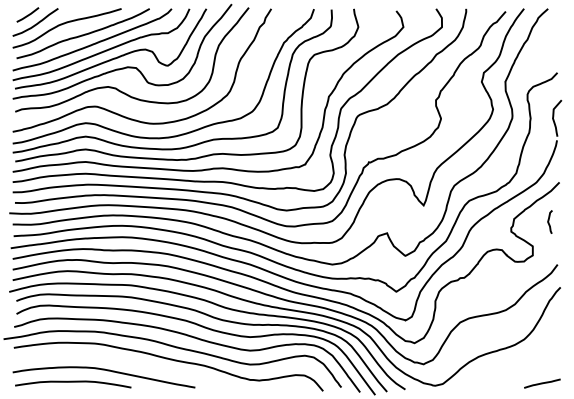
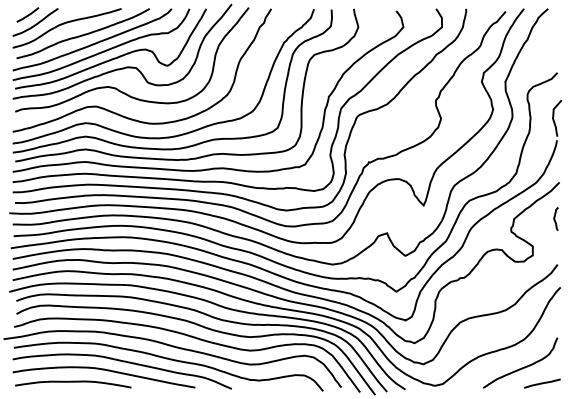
curve position: (549, 221) -> (555, 218) (555, 218)
curve: none -> present (123, 362)
curve: none -> present (521, 367)
